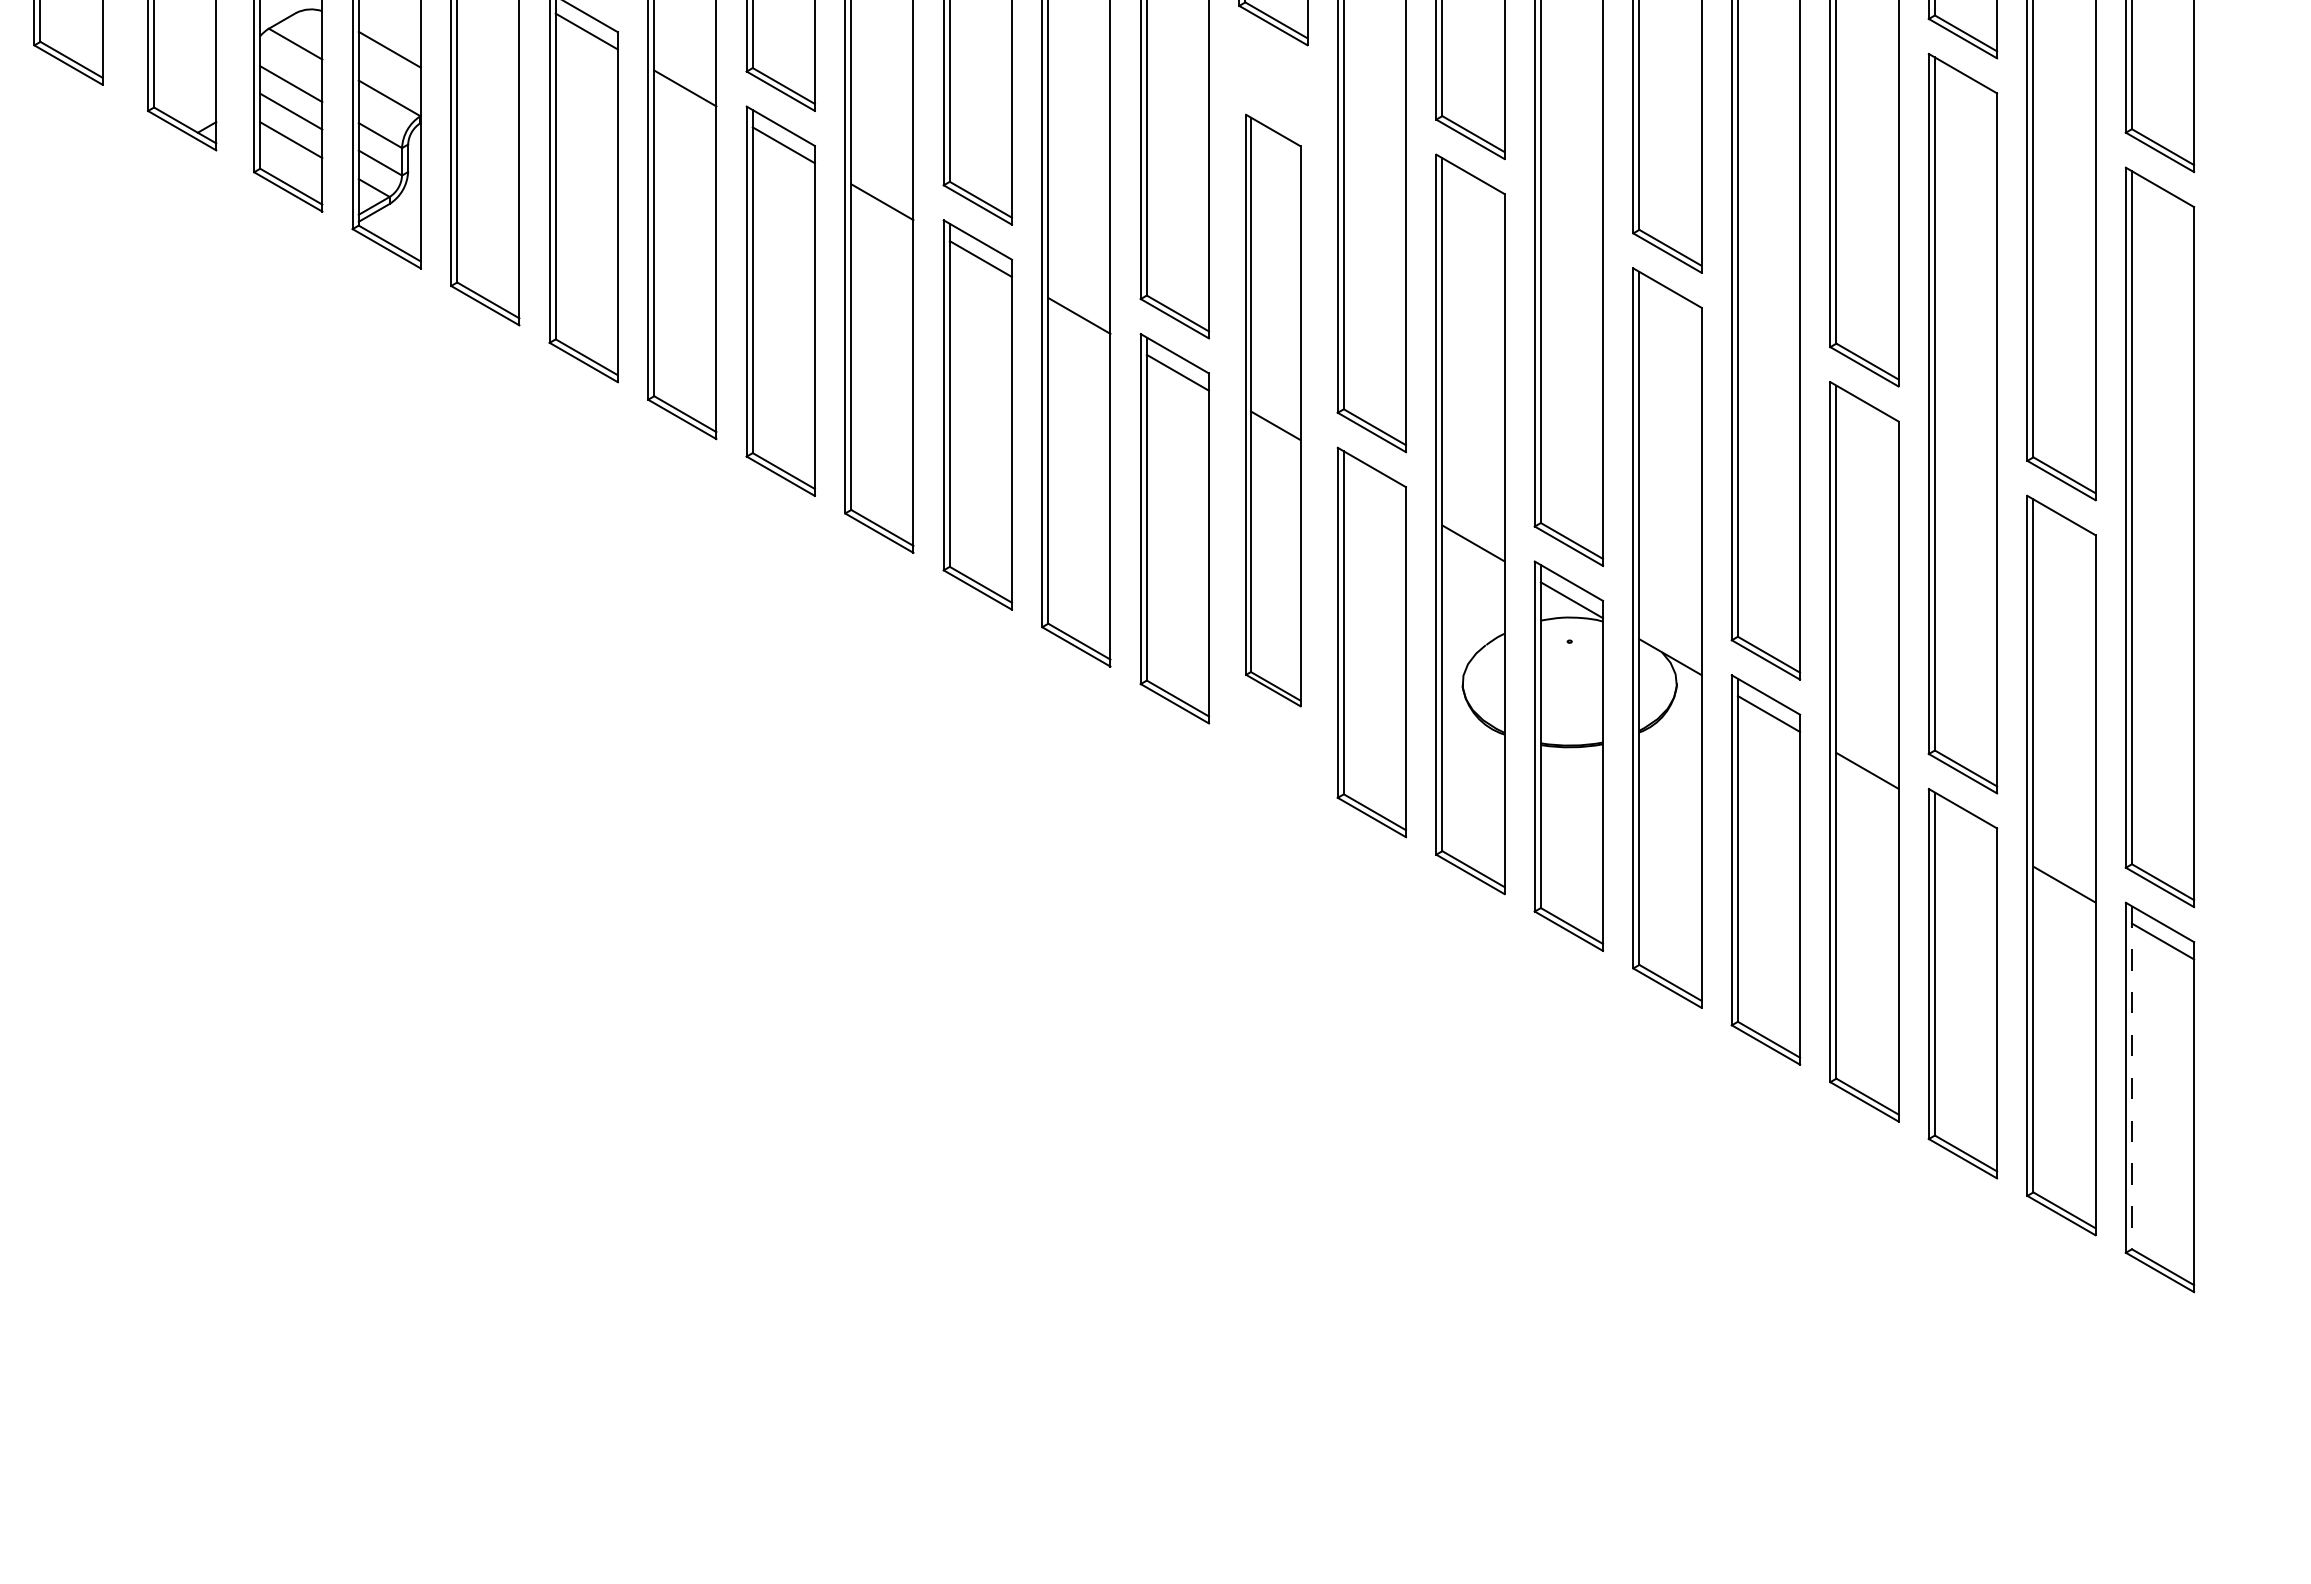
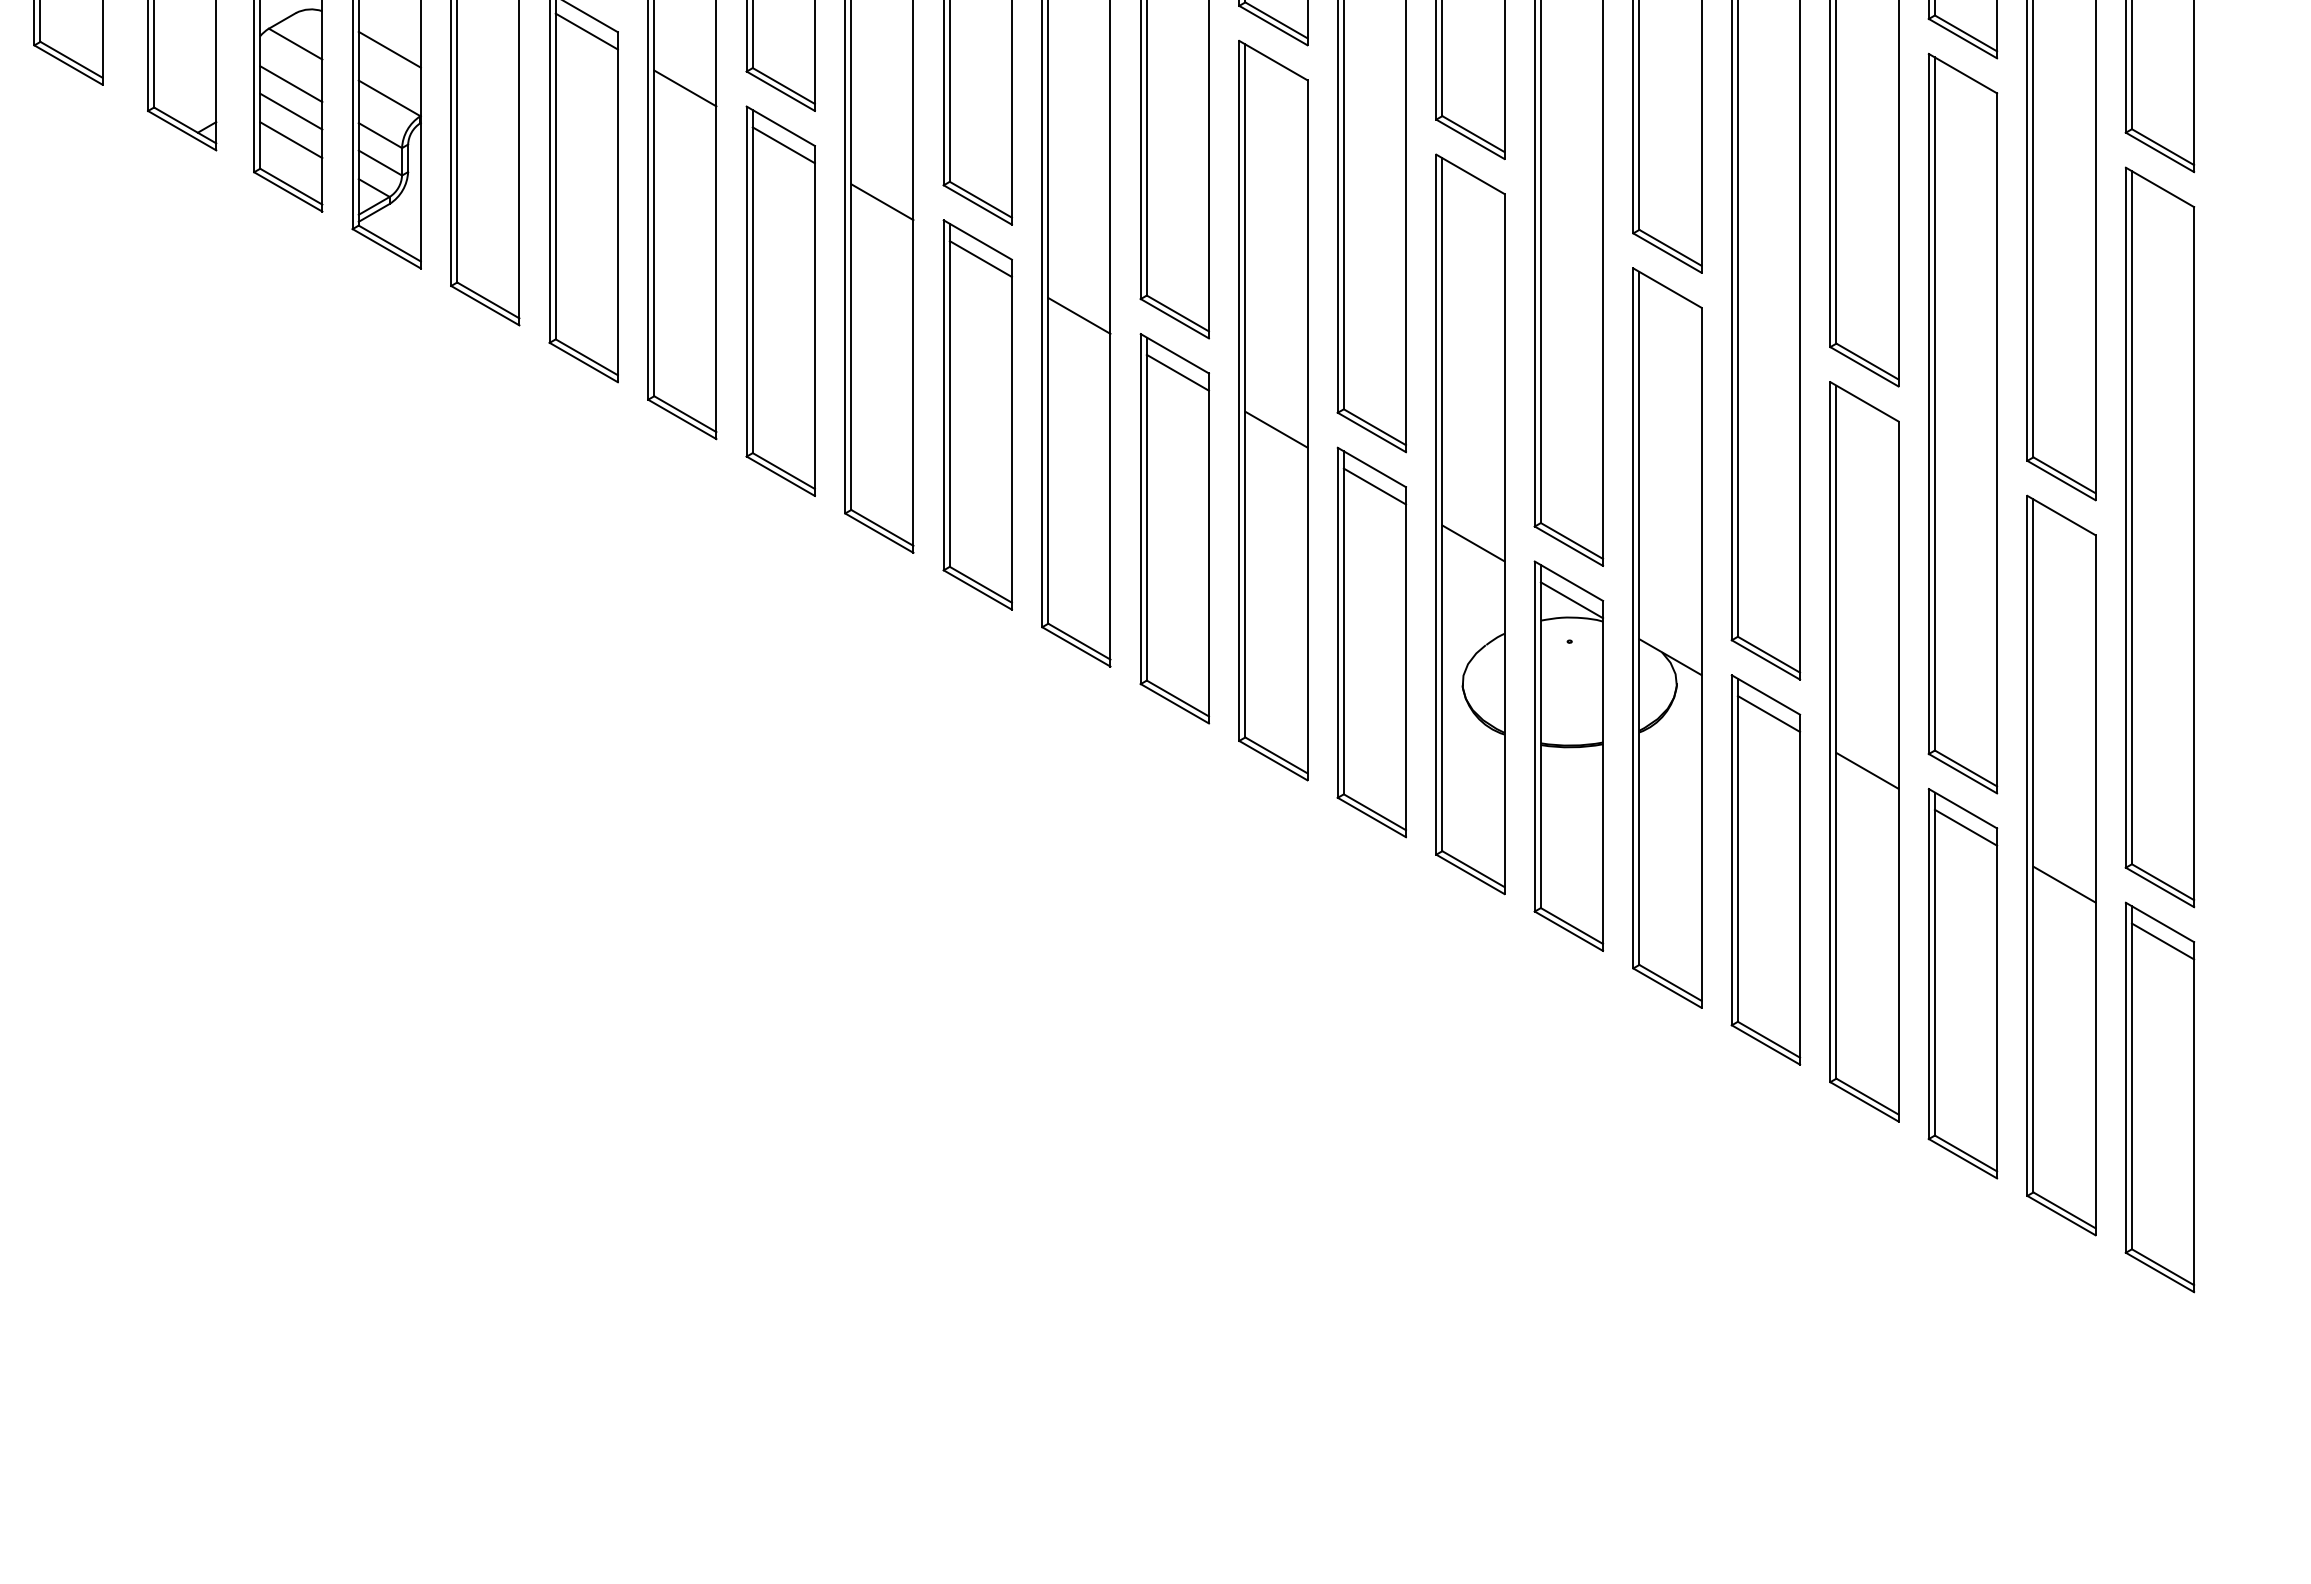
part size: 57x595 px -> 71x743 px (1273, 410)
line: none -> present (1374, 486)
line: none -> present (1965, 827)
line: dashed -> solid (2131, 1077)
